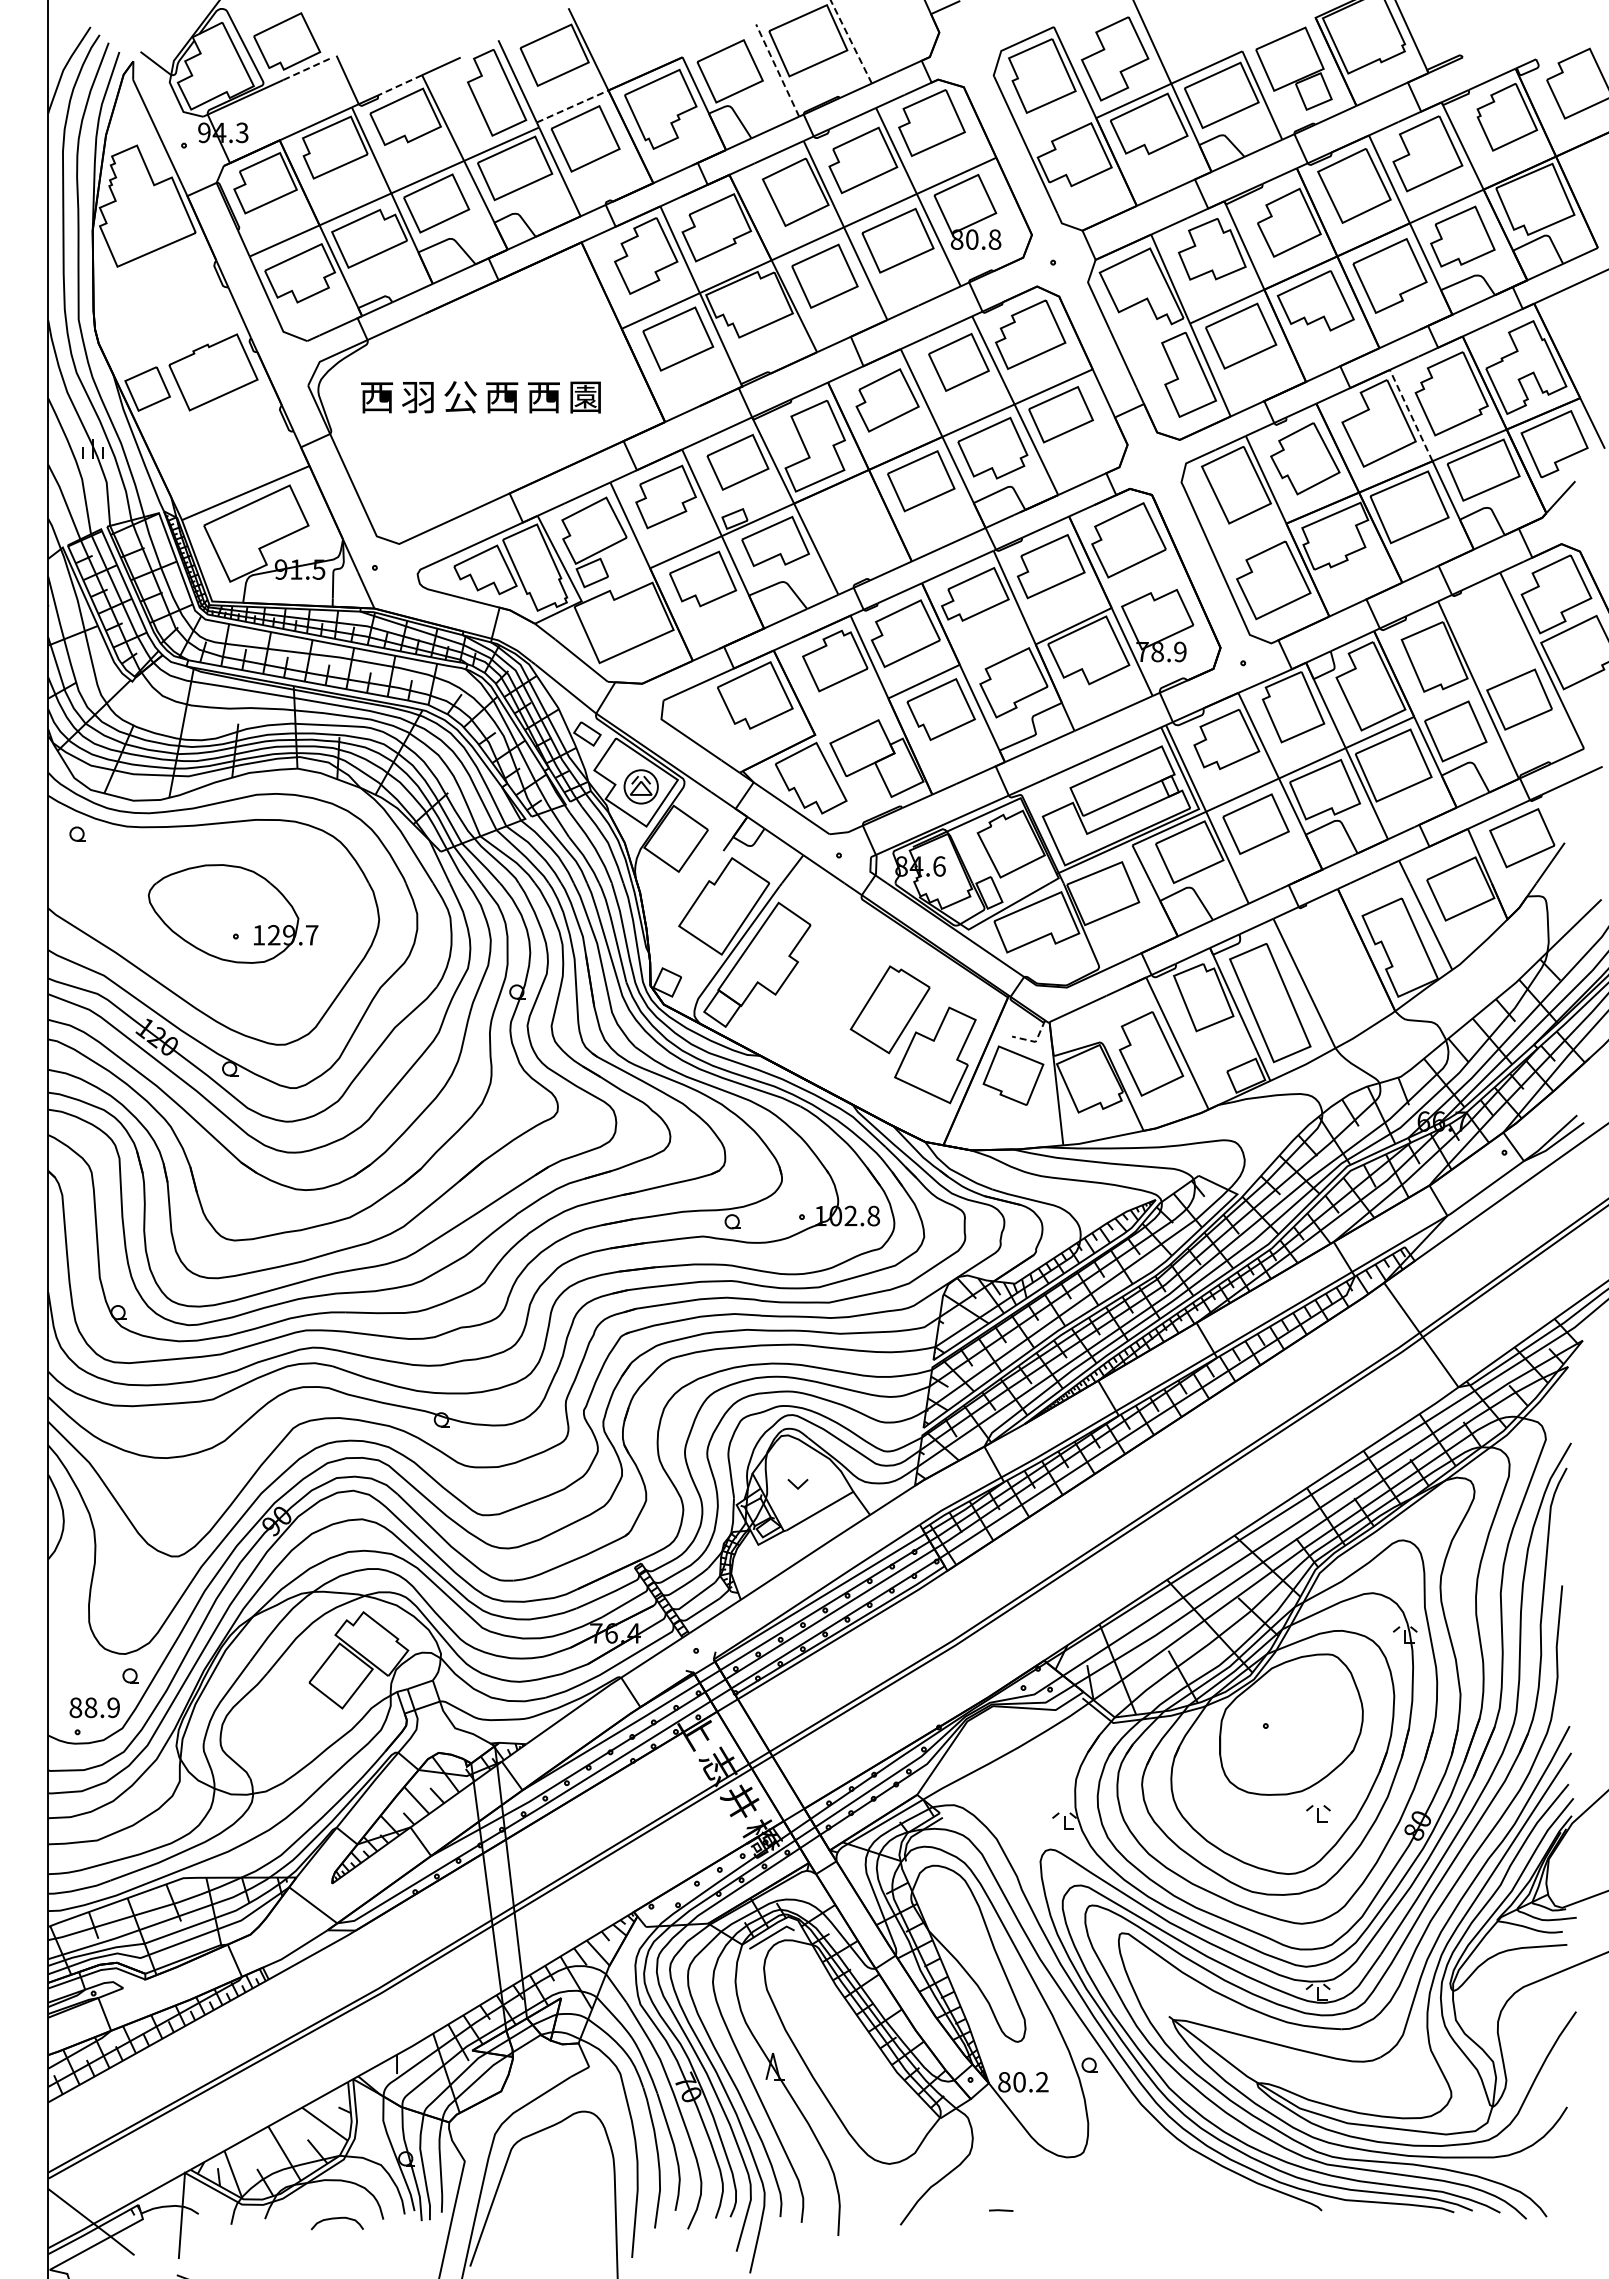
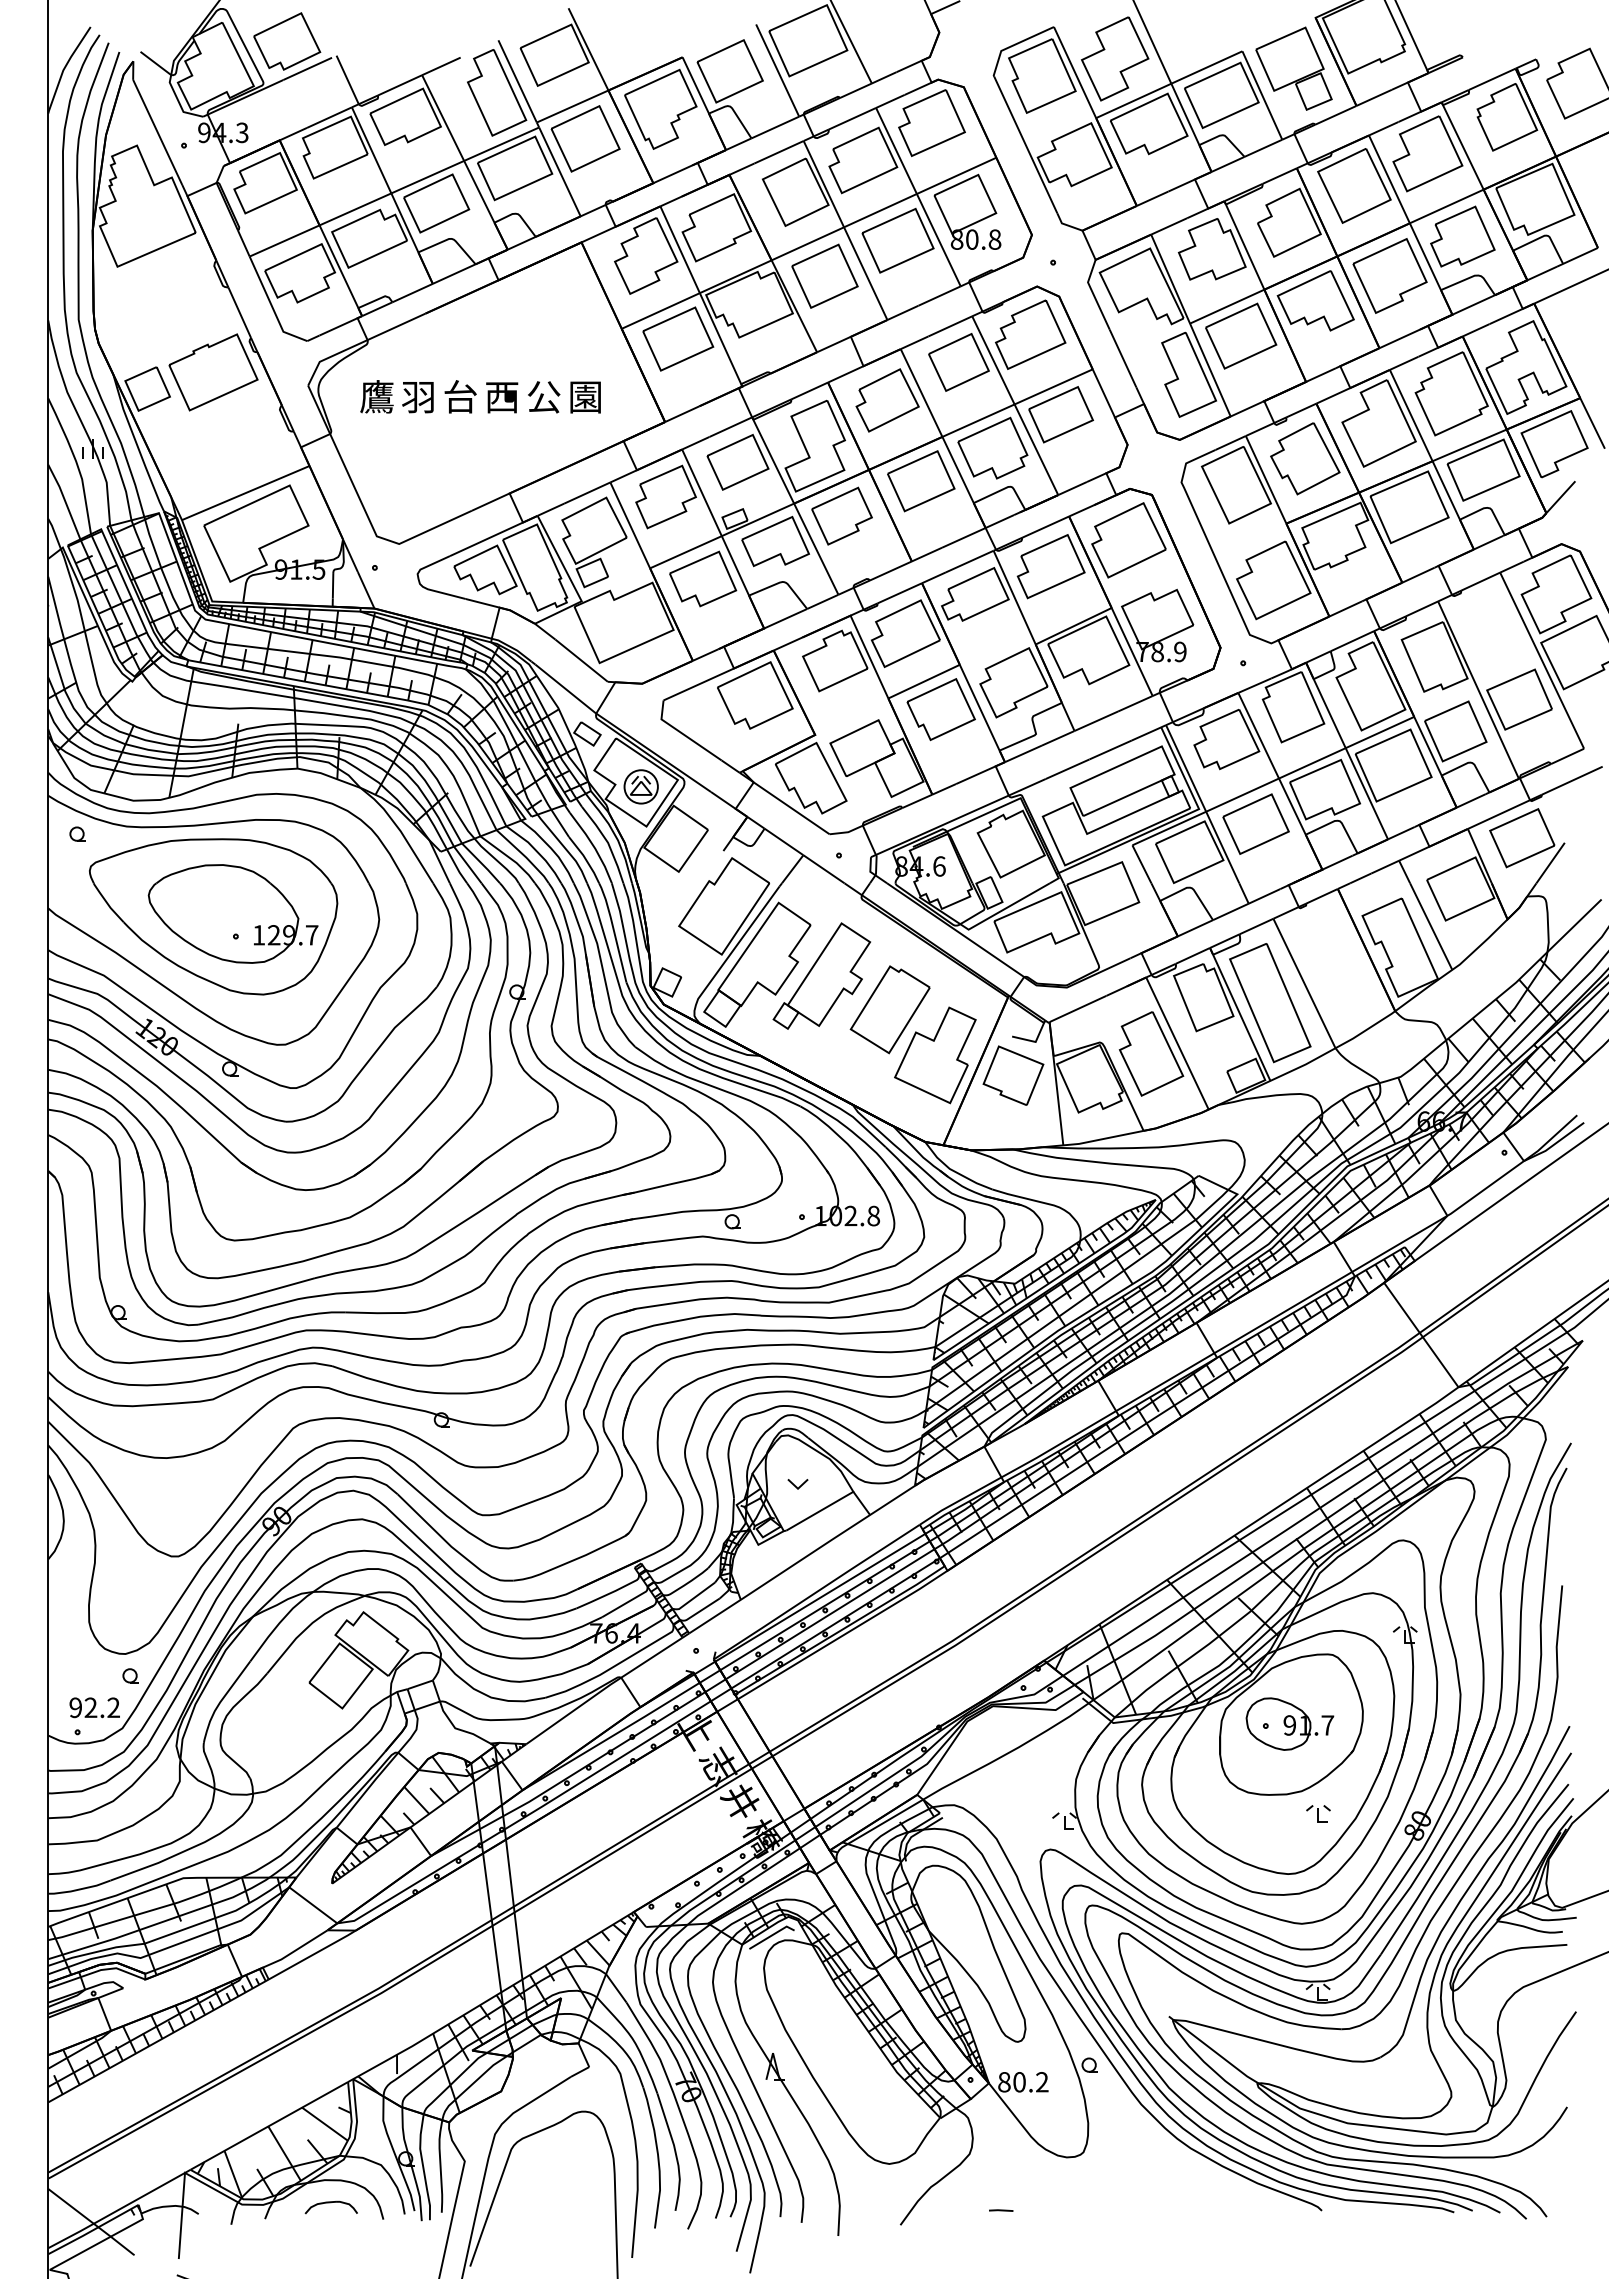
line: dashed -> solid (851, 41)
line: dashed -> solid (307, 68)
line: dashed -> solid (777, 70)
line: dashed -> solid (399, 85)
line: dashed -> solid (573, 106)
text: 西 -> 鷹 (376, 396)
text: 公 -> 台 (460, 396)
text: 西 -> 公 (544, 397)
line: dashed -> solid (1411, 415)
part: none -> present (841, 515)
part: none -> present (213, 916)
part: none -> present (821, 975)
line: dashed -> solid (1035, 1042)
text: 88.9 -> 92.2 (94, 1707)
part: none -> present (1289, 1723)
part position: (336, 2223) -> (330, 2207) (330, 2207)
